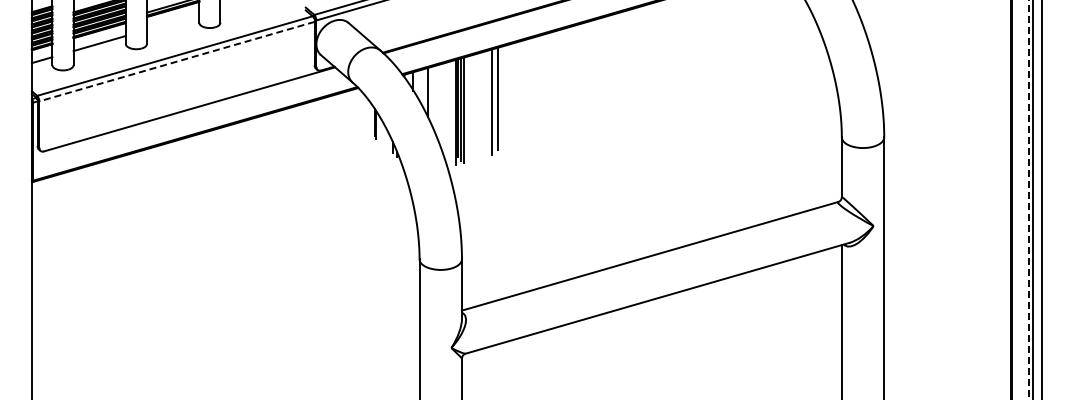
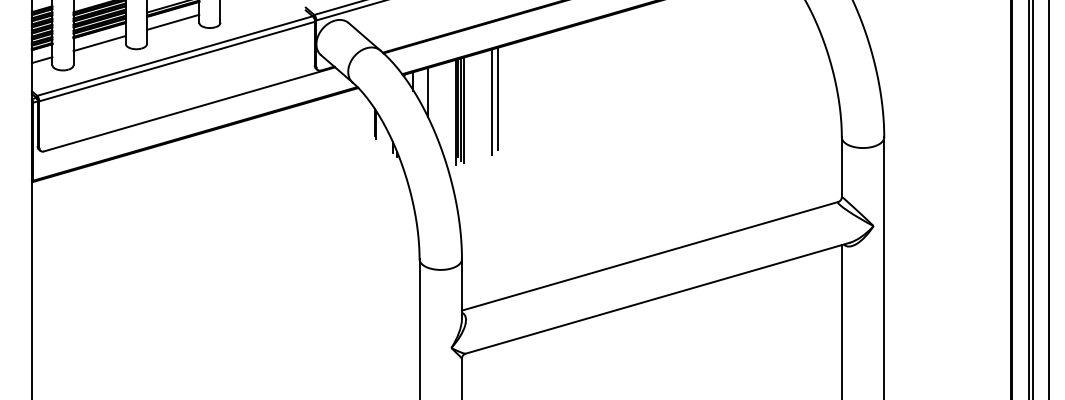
line: none -> present (173, 21)
line: dashed -> solid (176, 61)
line position: (1042, 199) -> (1049, 199) (1049, 199)
line: dashed -> solid (1028, 200)
